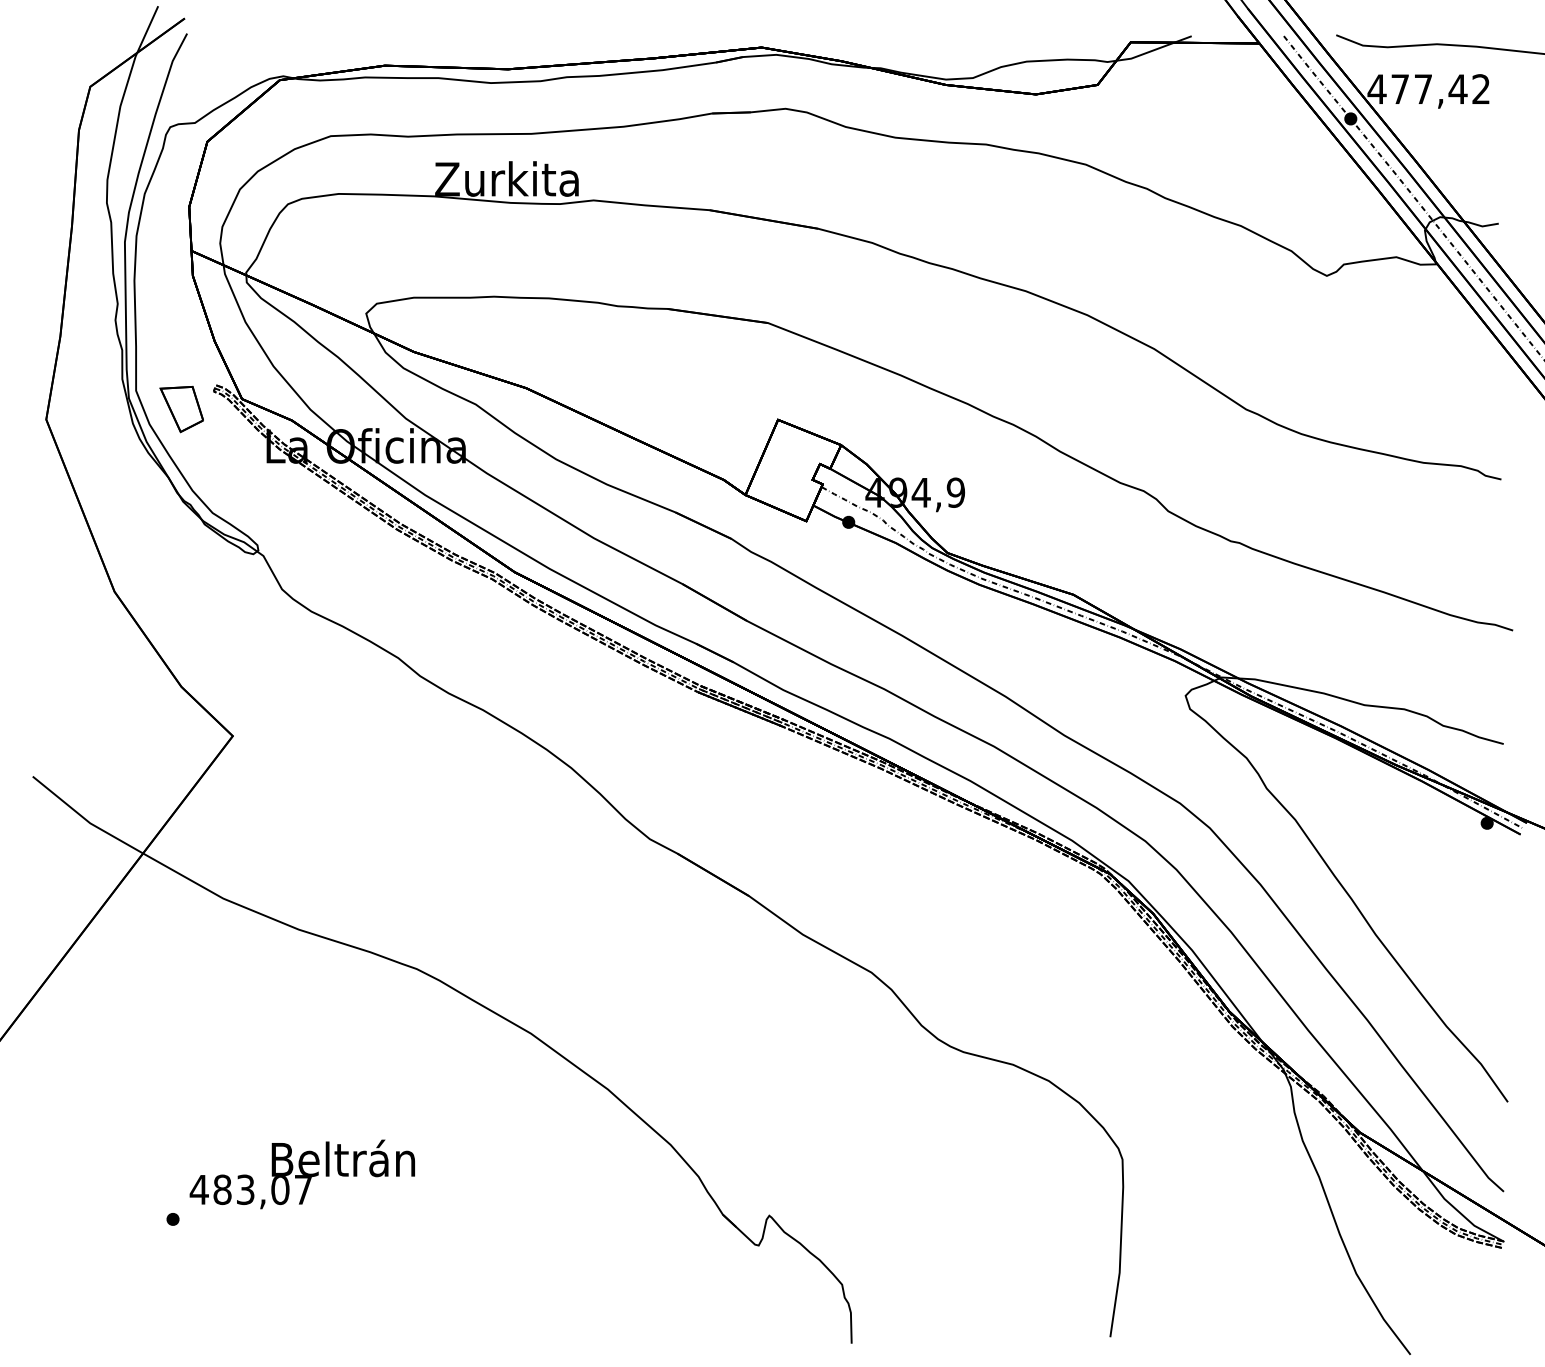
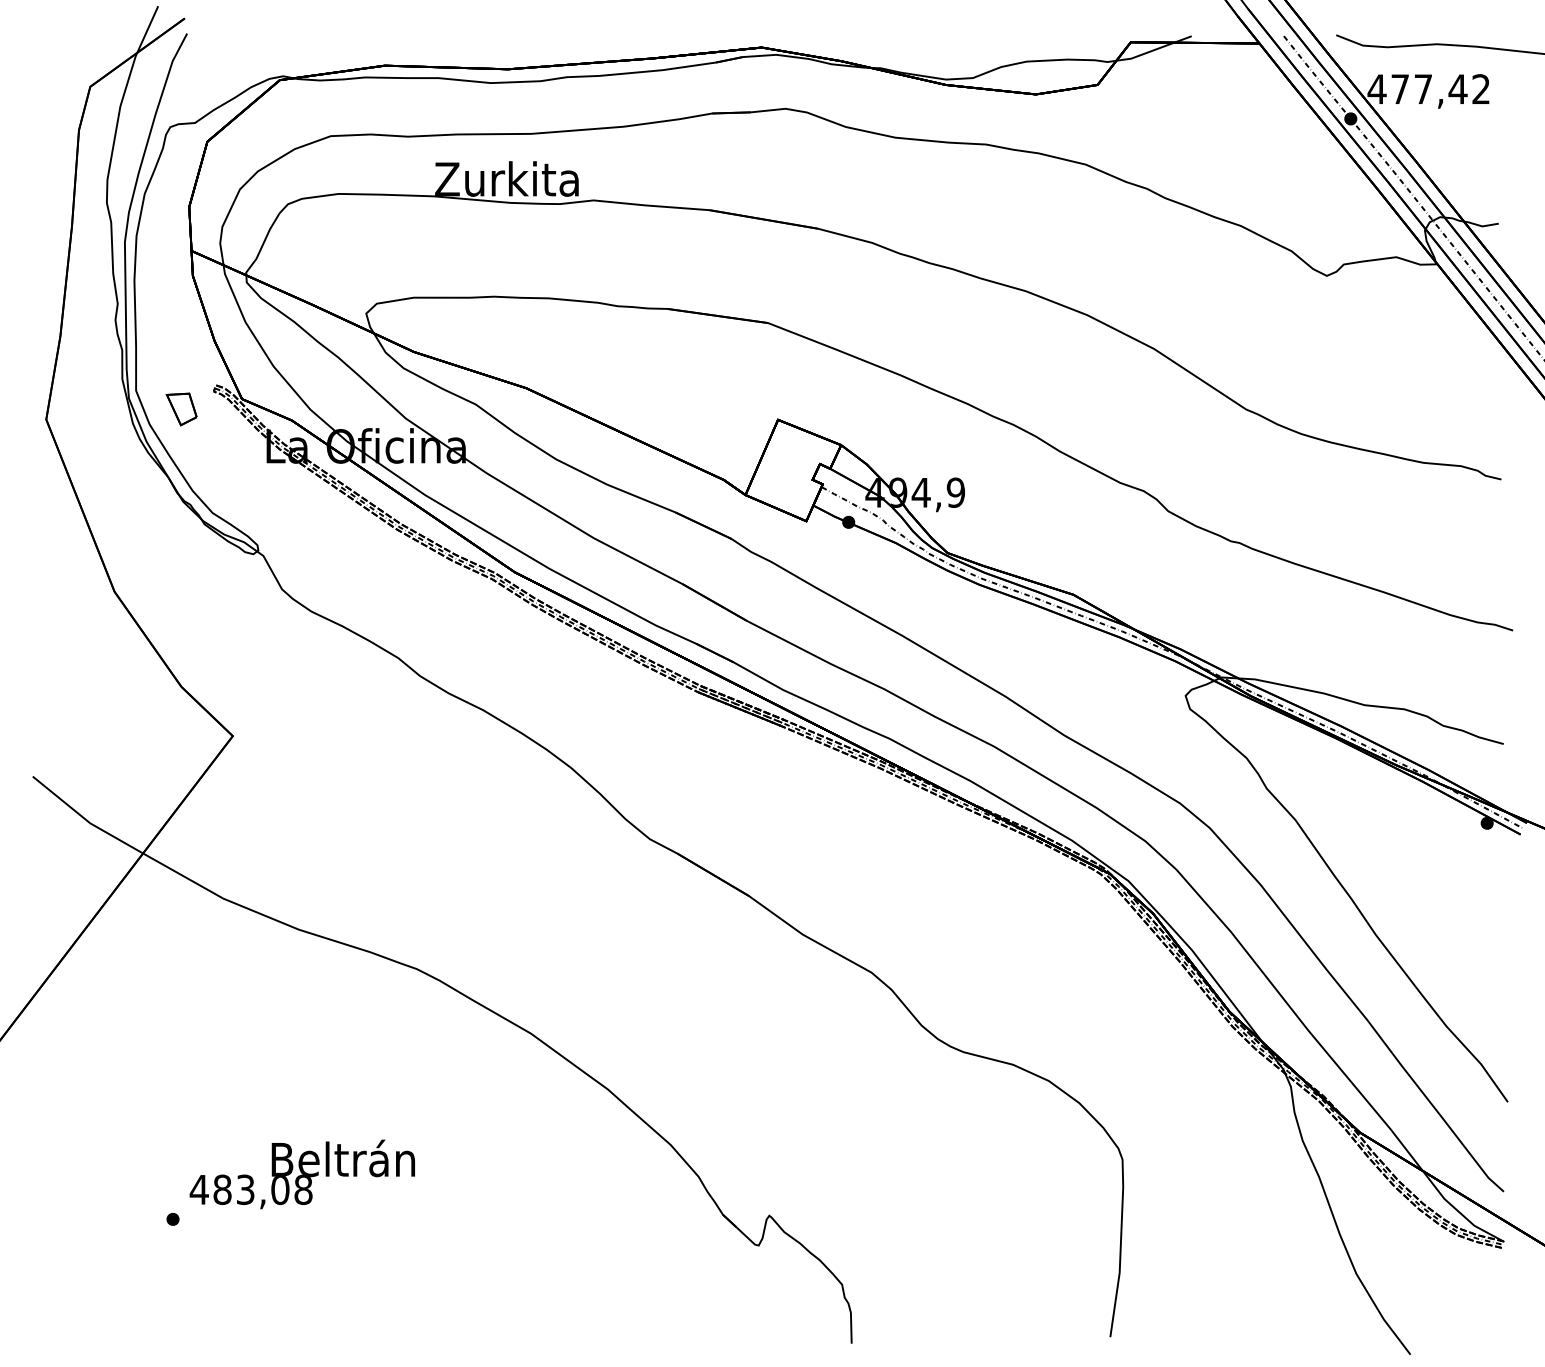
part size: 45x49 px -> 33x35 px (181, 409)
text: 483,07 -> 483,08 (303, 1189)
